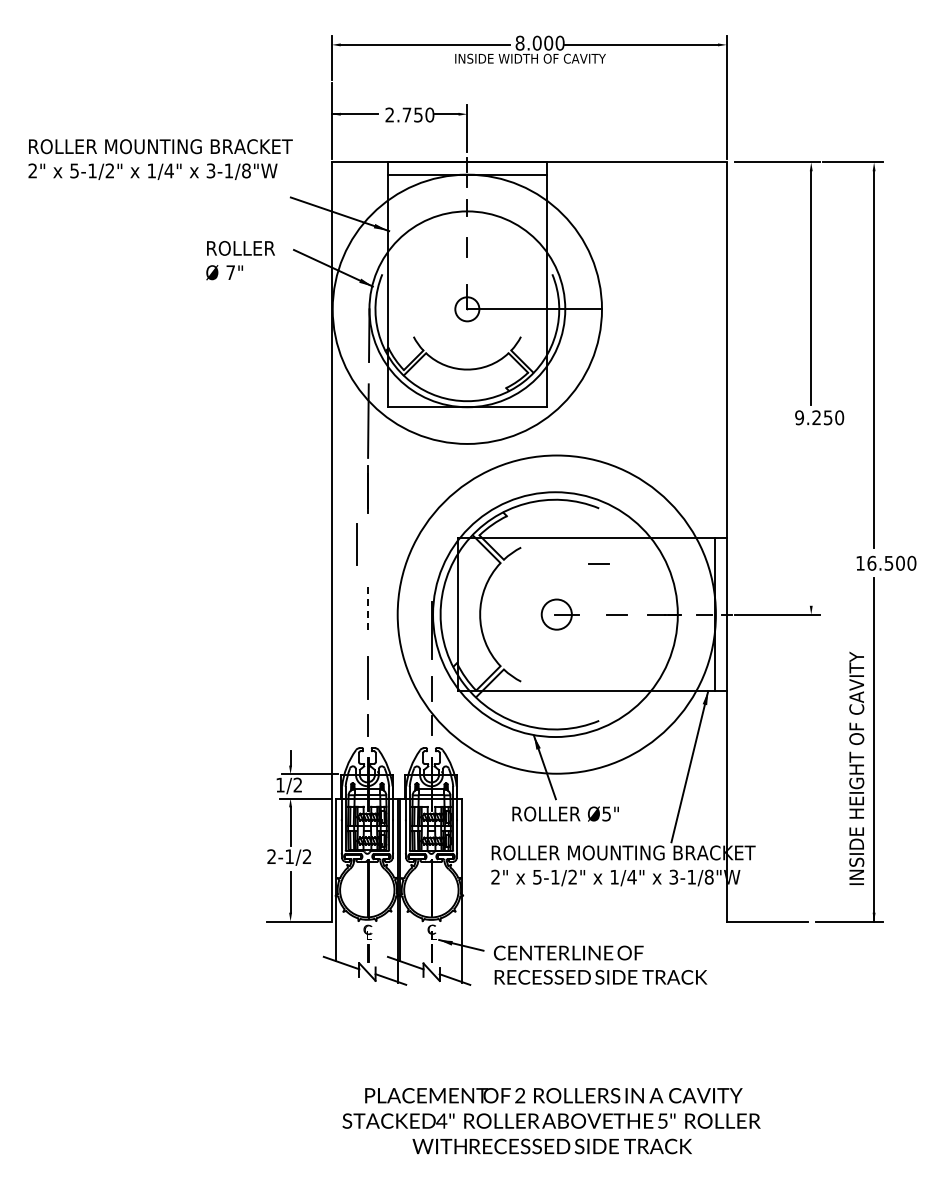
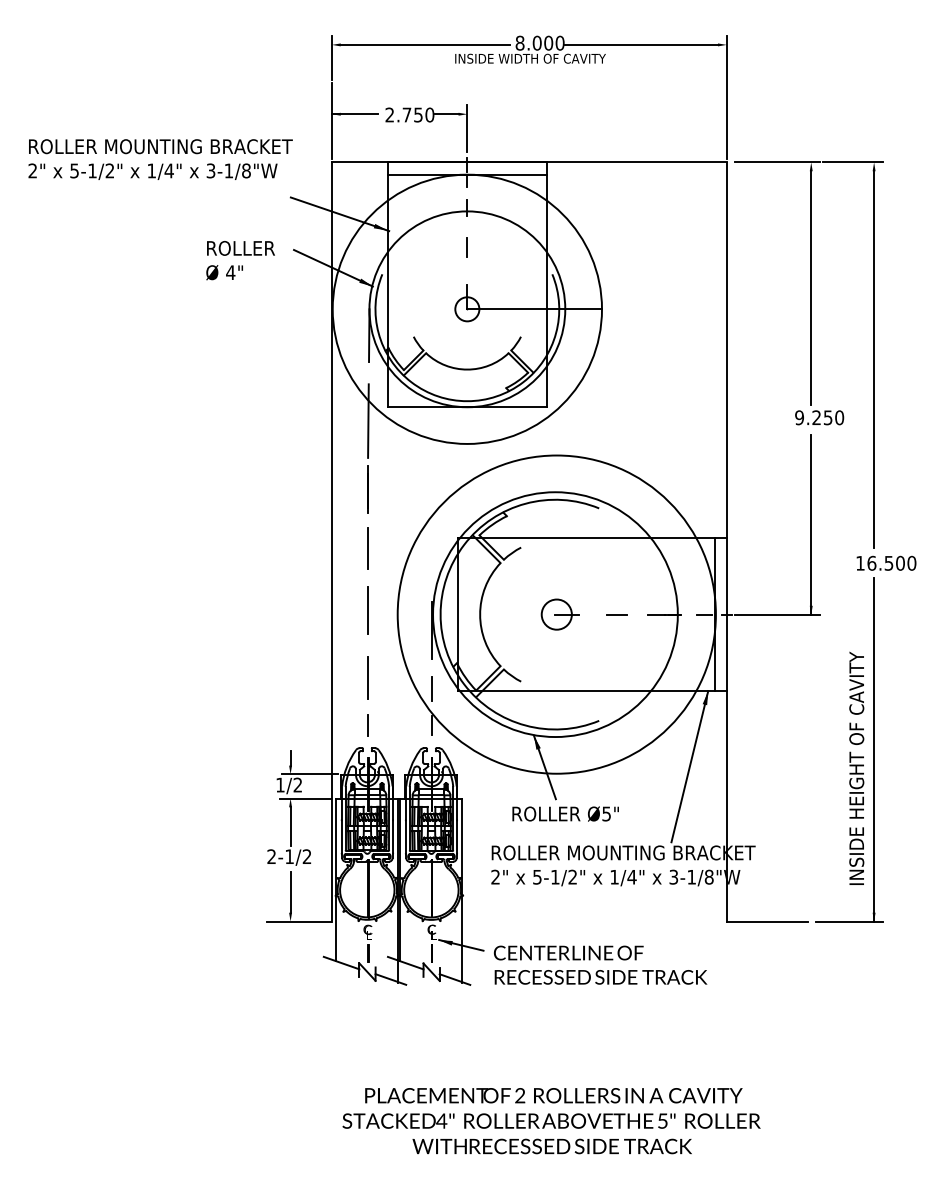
text: 7" -> 4" (230, 272)
line: none -> present (811, 524)
line position: (356, 544) -> (367, 548) (367, 548)
line: present -> none (598, 563)
line: dashed -> solid (368, 611)
